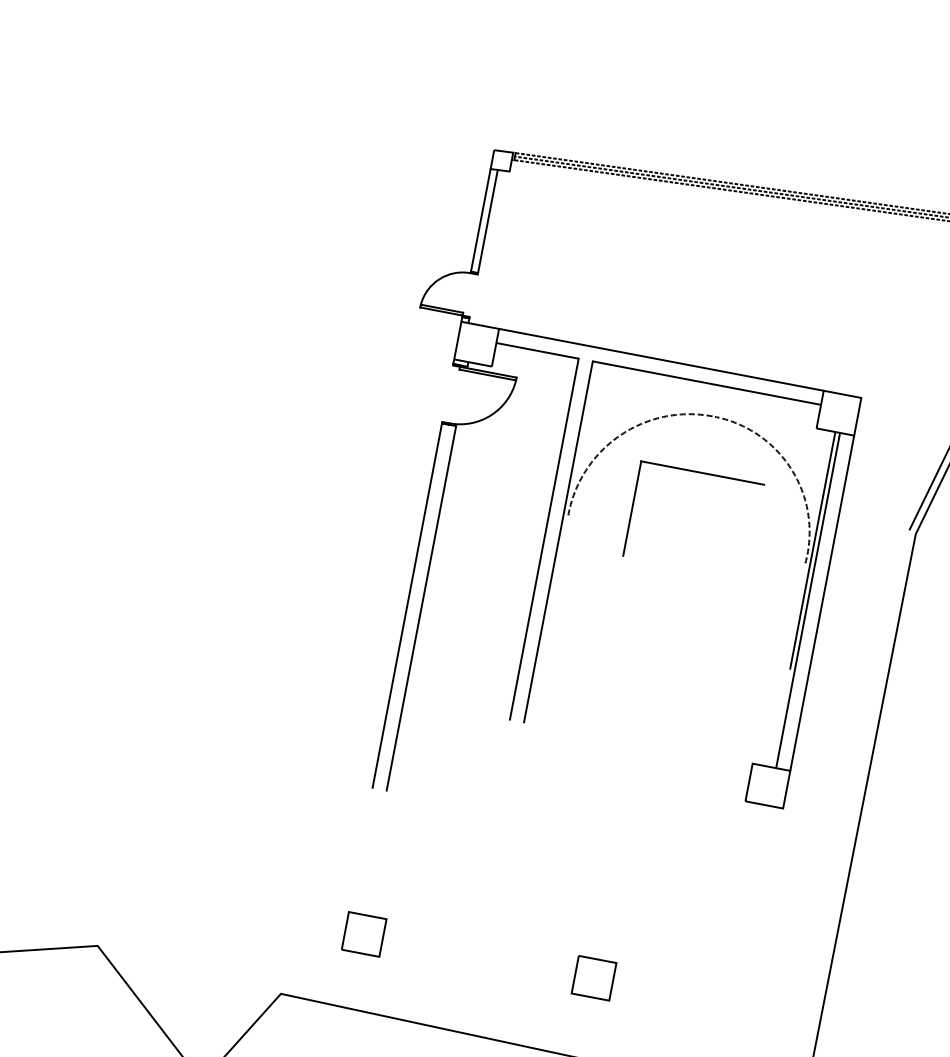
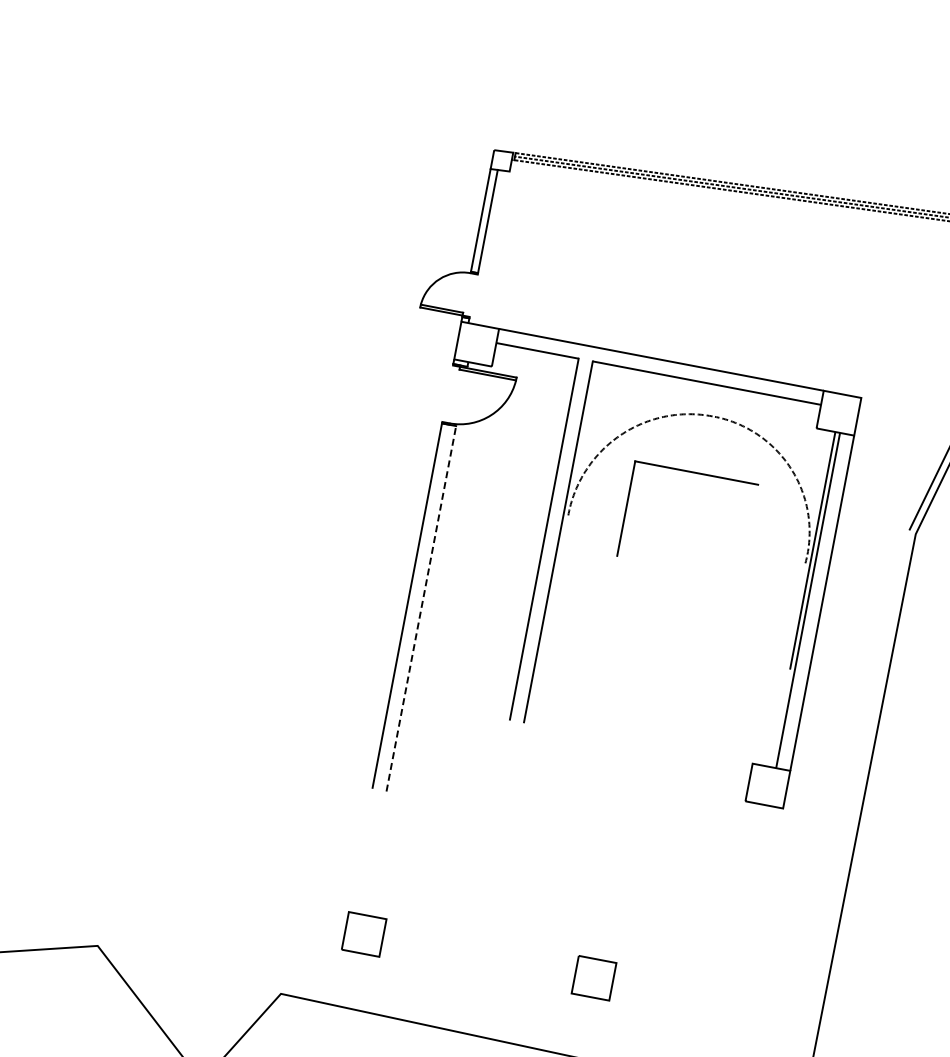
part position: (698, 473) -> (692, 473) (692, 473)
line: solid -> dashed (421, 608)
